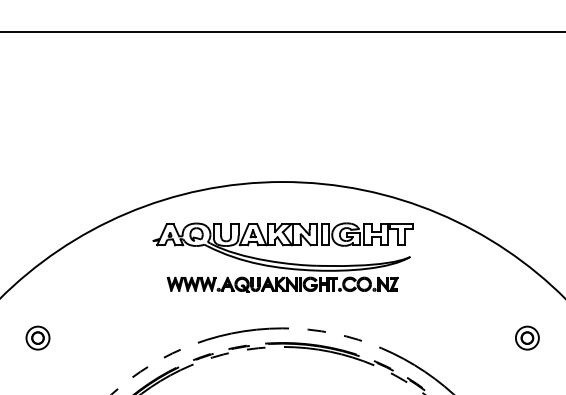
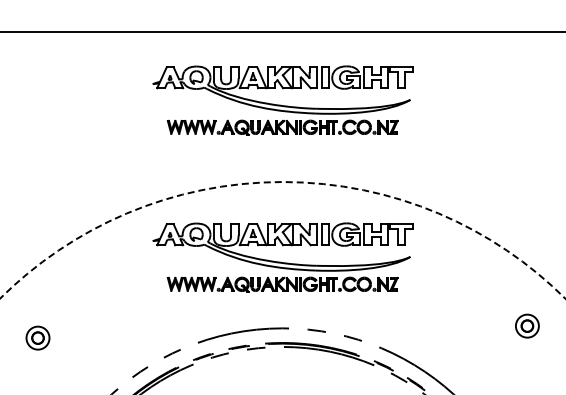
part: none -> present (282, 100)
circle: solid -> dashed (282, 240)
part position: (527, 337) -> (527, 325) (527, 325)
